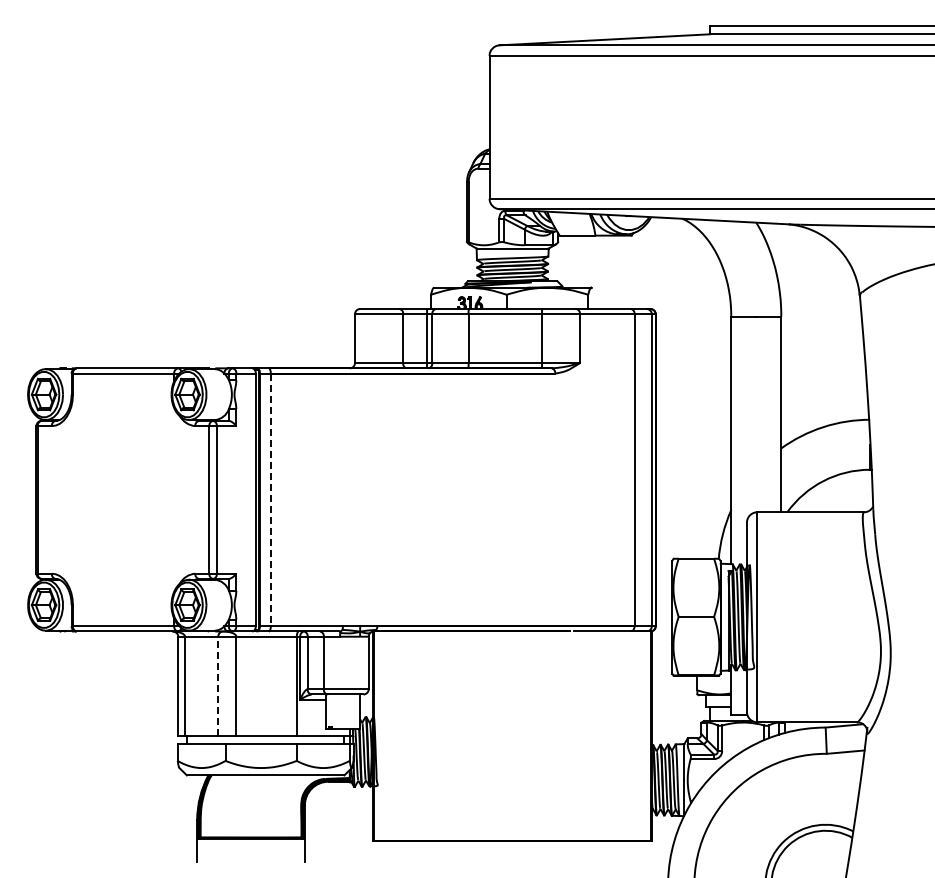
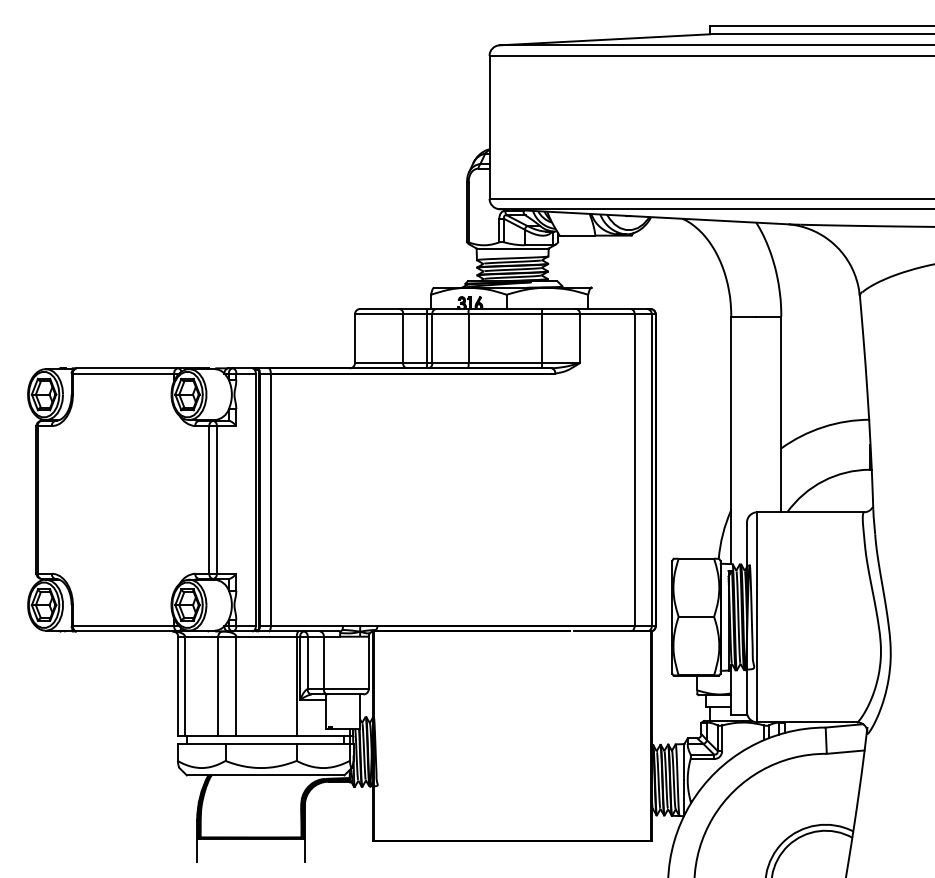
line: dashed -> solid (270, 500)
line: dashed -> solid (218, 686)
